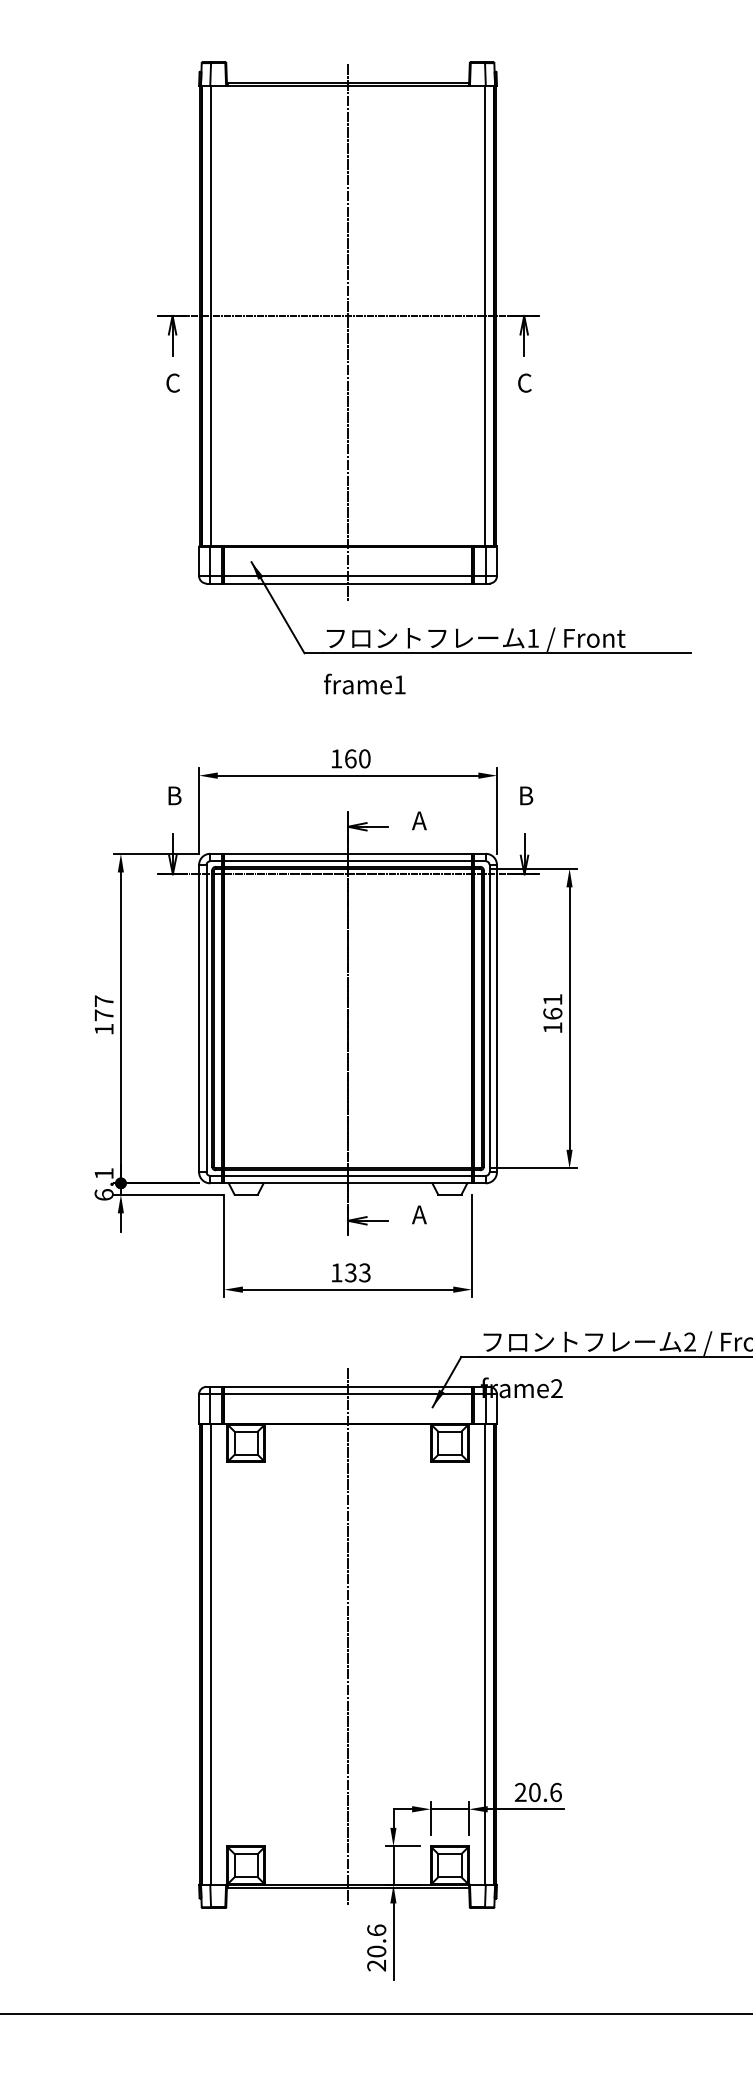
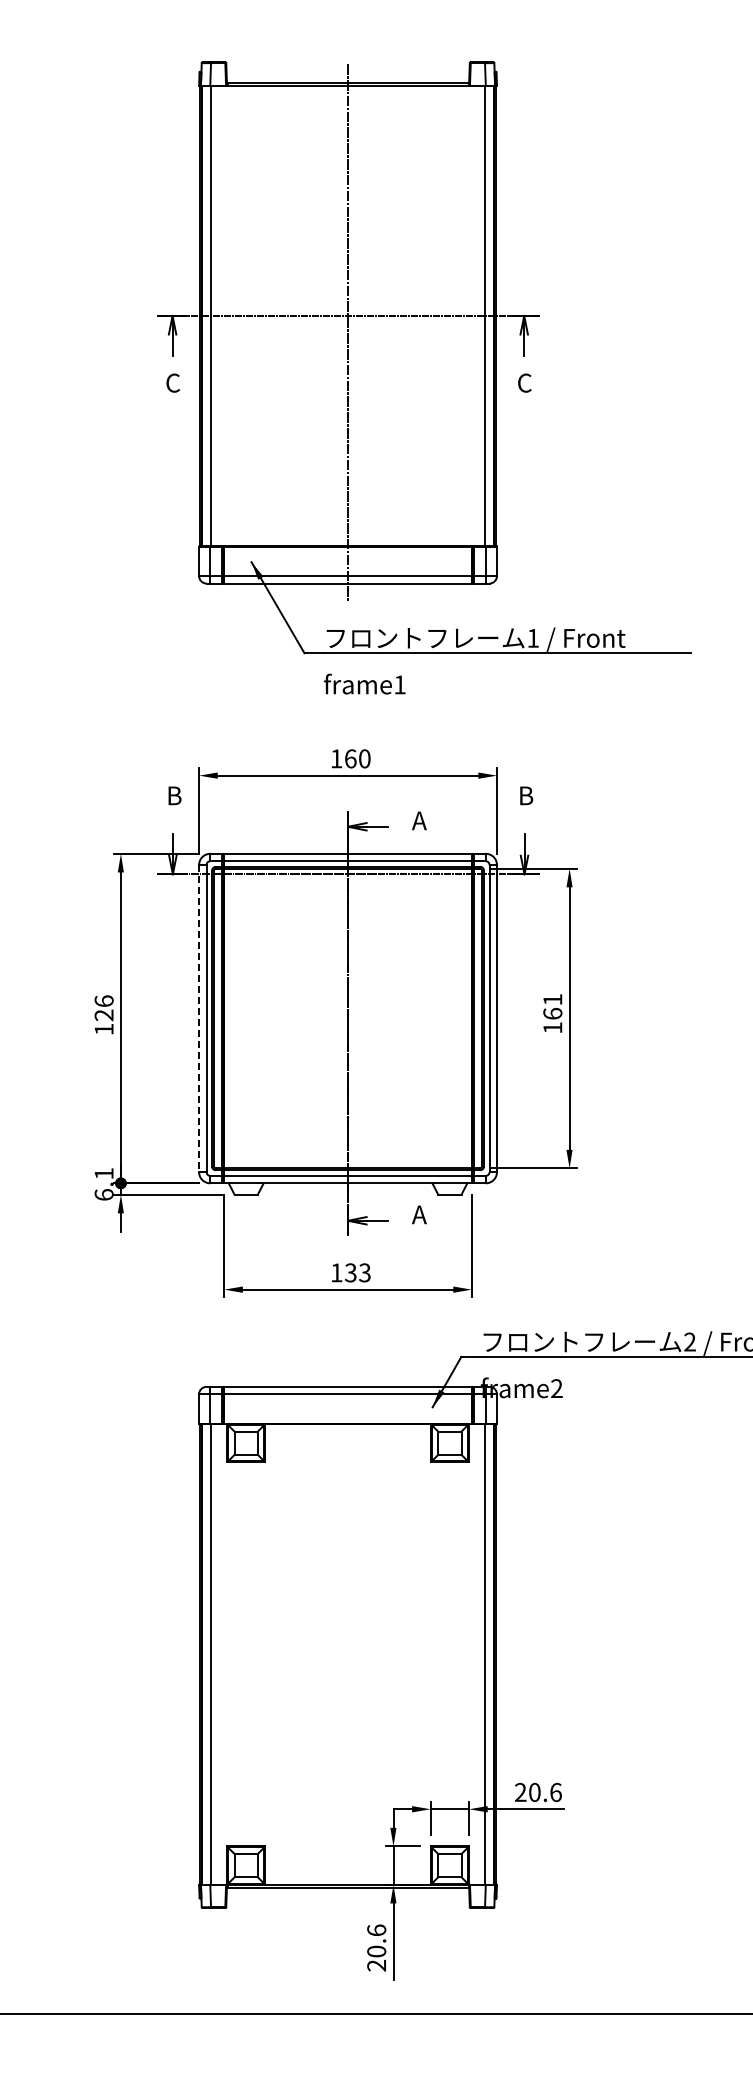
text: 177 -> 126 (103, 1008)
line: solid -> dashed (199, 1018)
line: present -> none (348, 1637)
